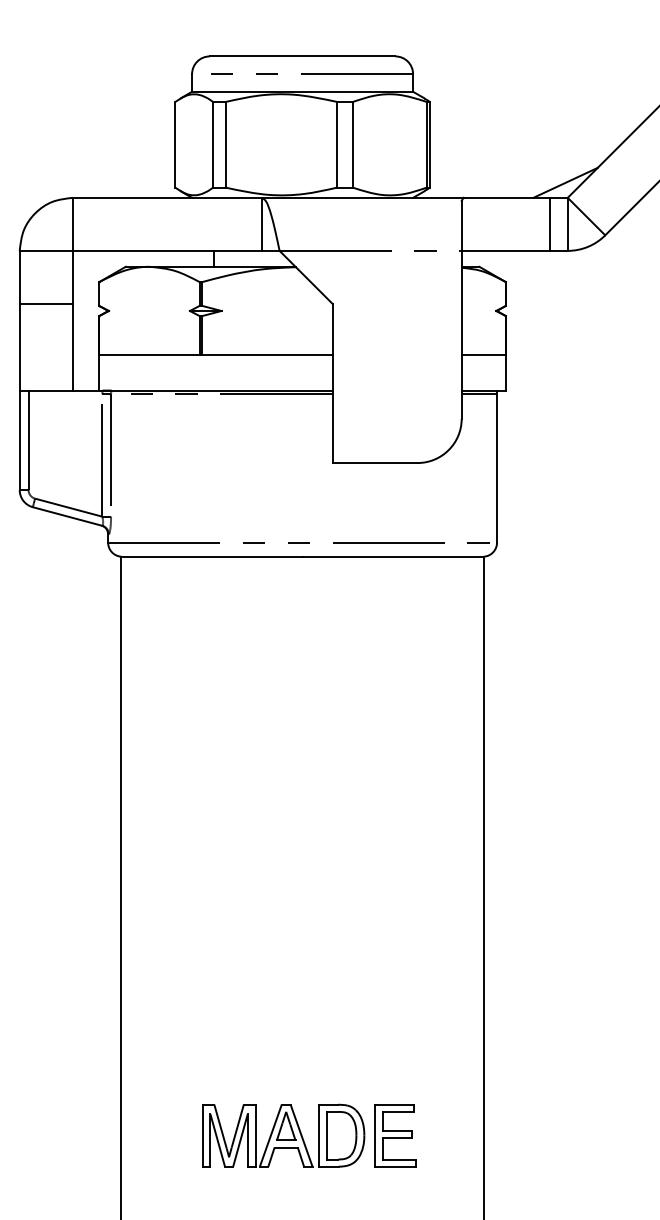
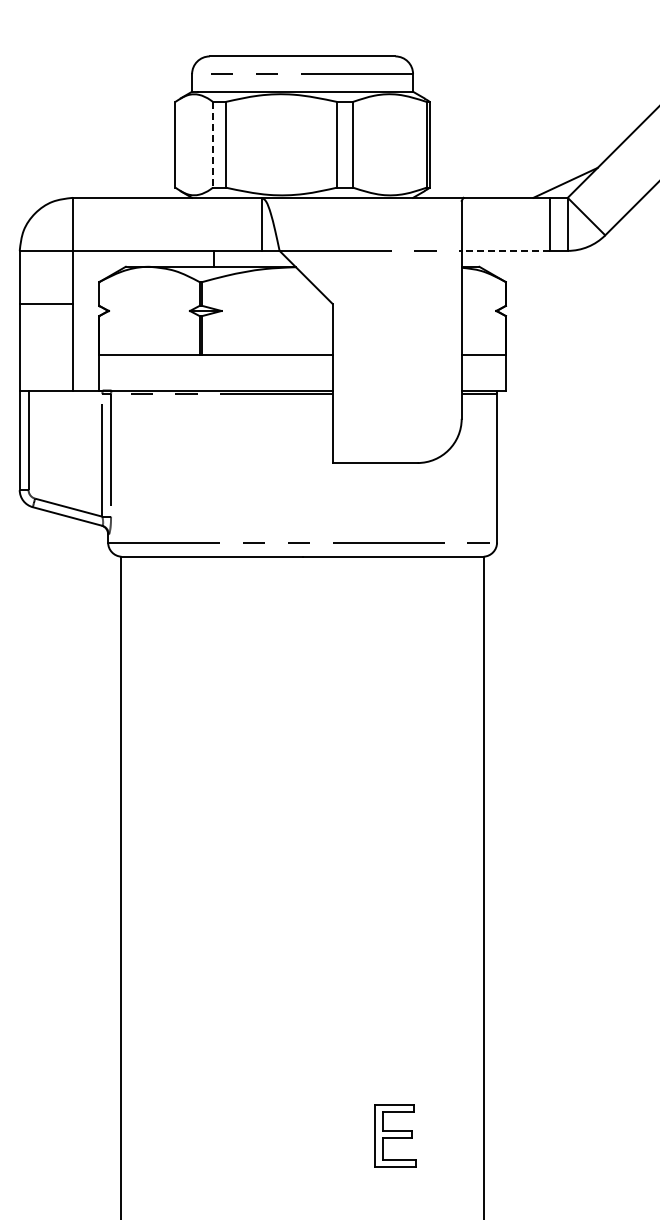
line: solid -> dashed (213, 144)
line: solid -> dashed (505, 250)
part: present -> none (283, 1135)
